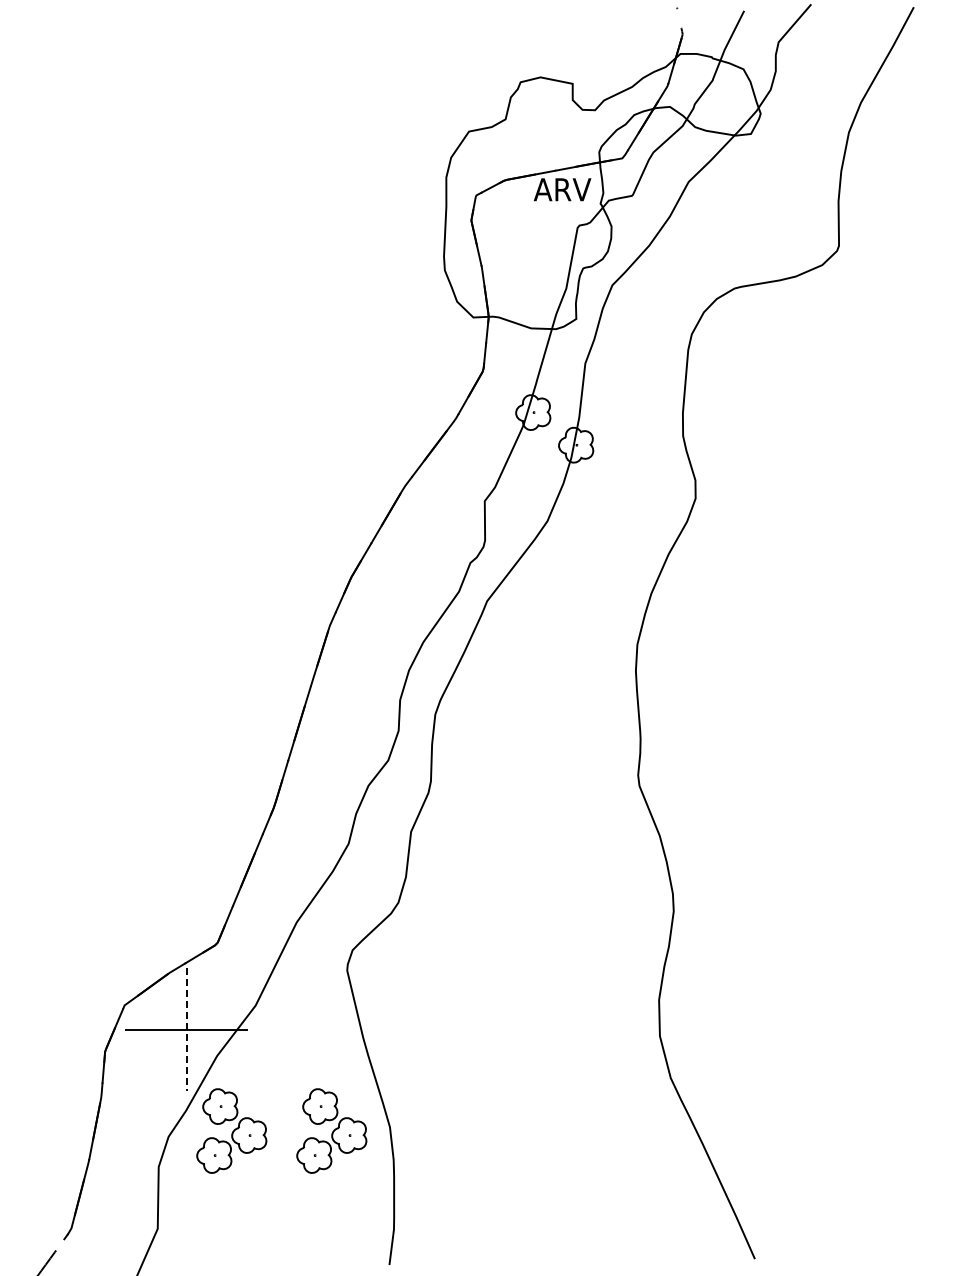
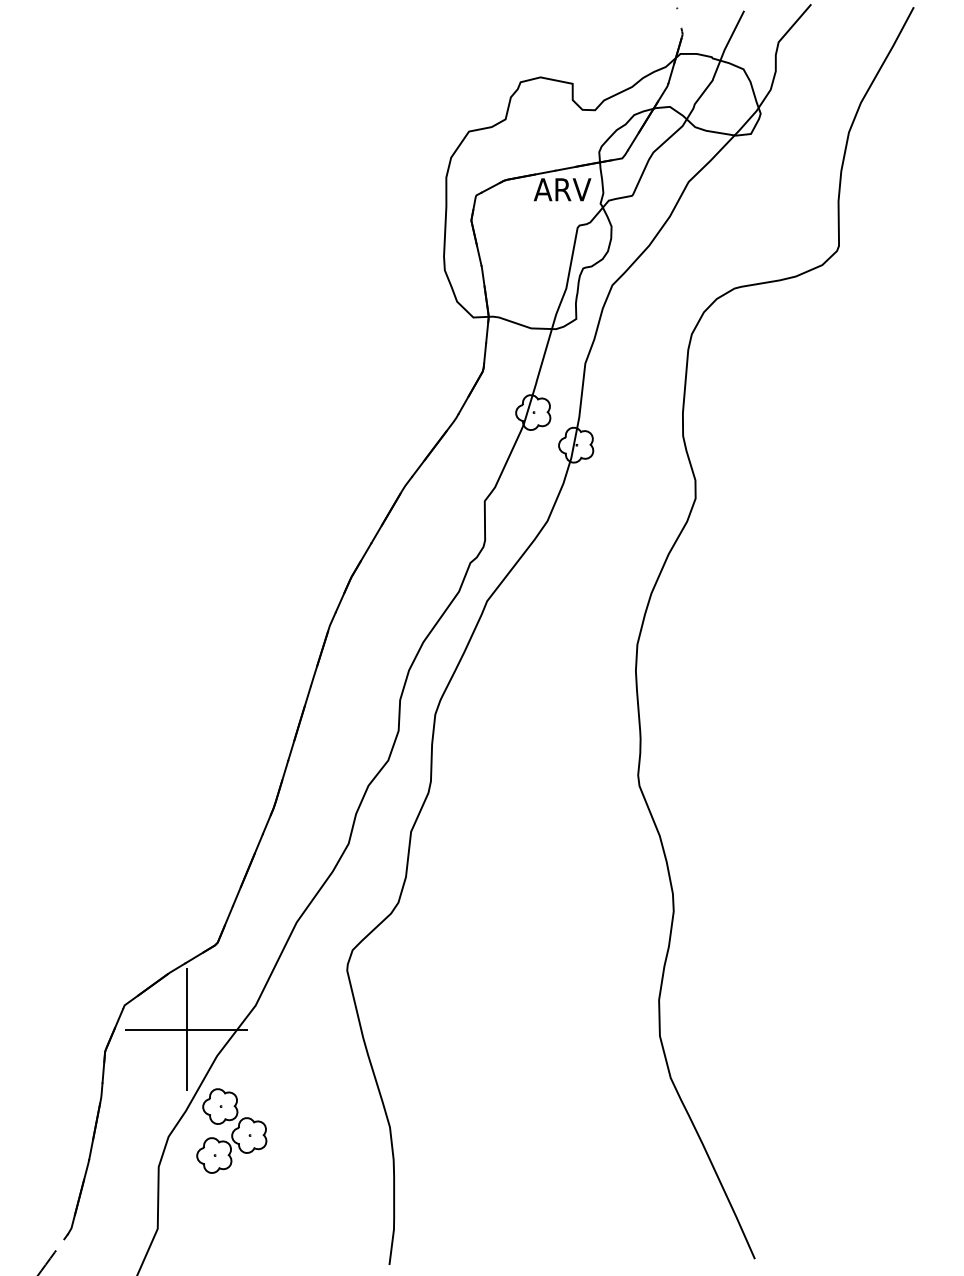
line: dashed -> solid (186, 1030)
part: present -> none (331, 1130)
